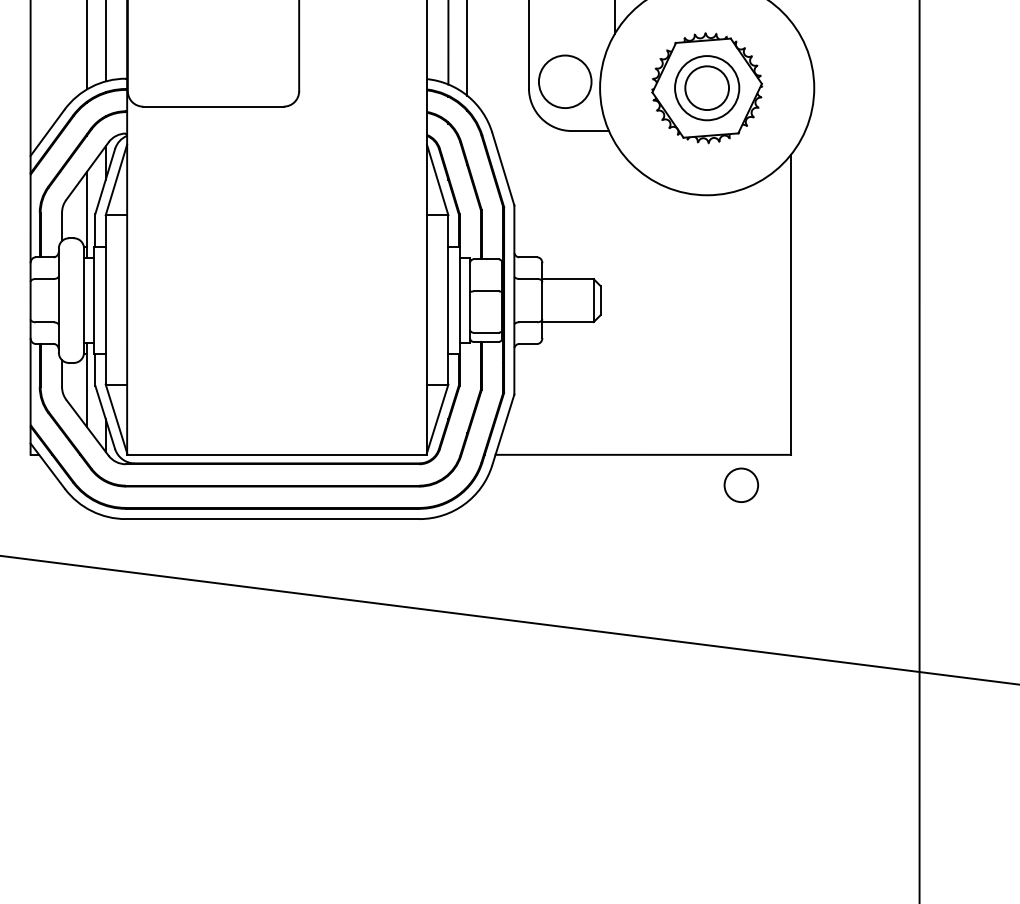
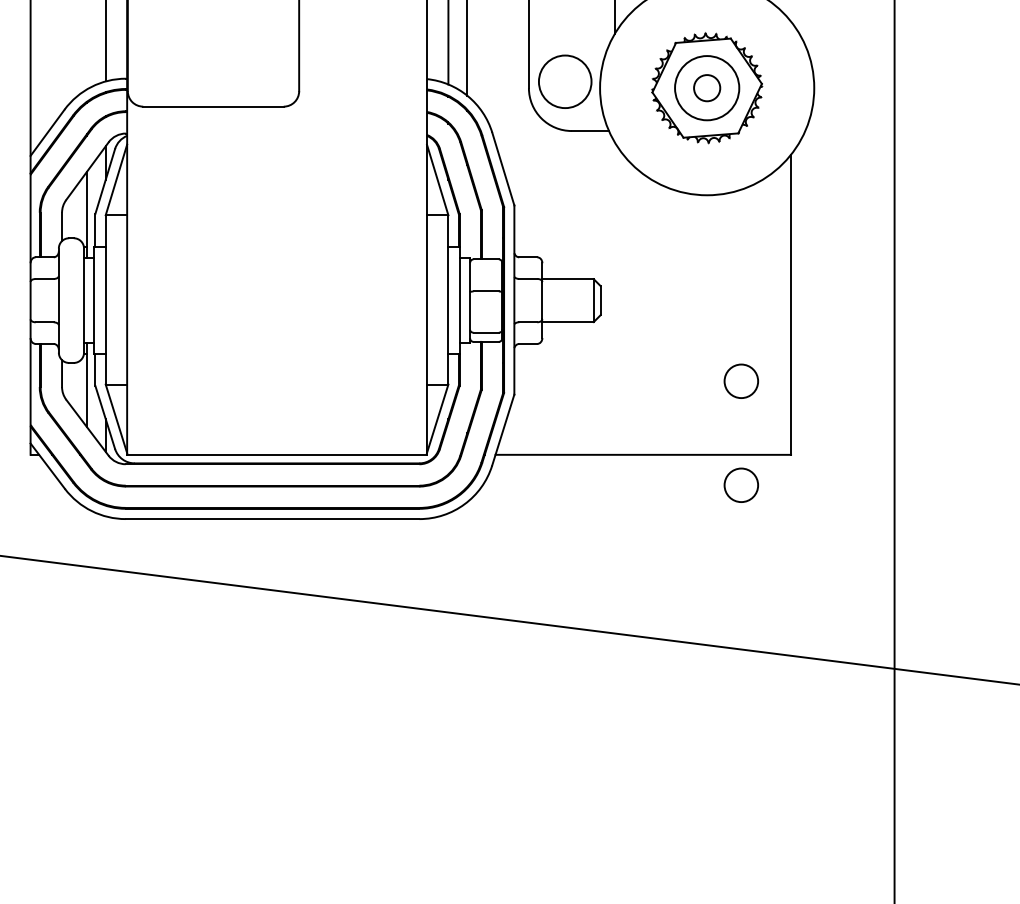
line: present -> none (86, 45)
circle diameter: 44 px -> 26 px (707, 88)
circle: none -> present (740, 380)
line position: (919, 451) -> (894, 451) (894, 451)
